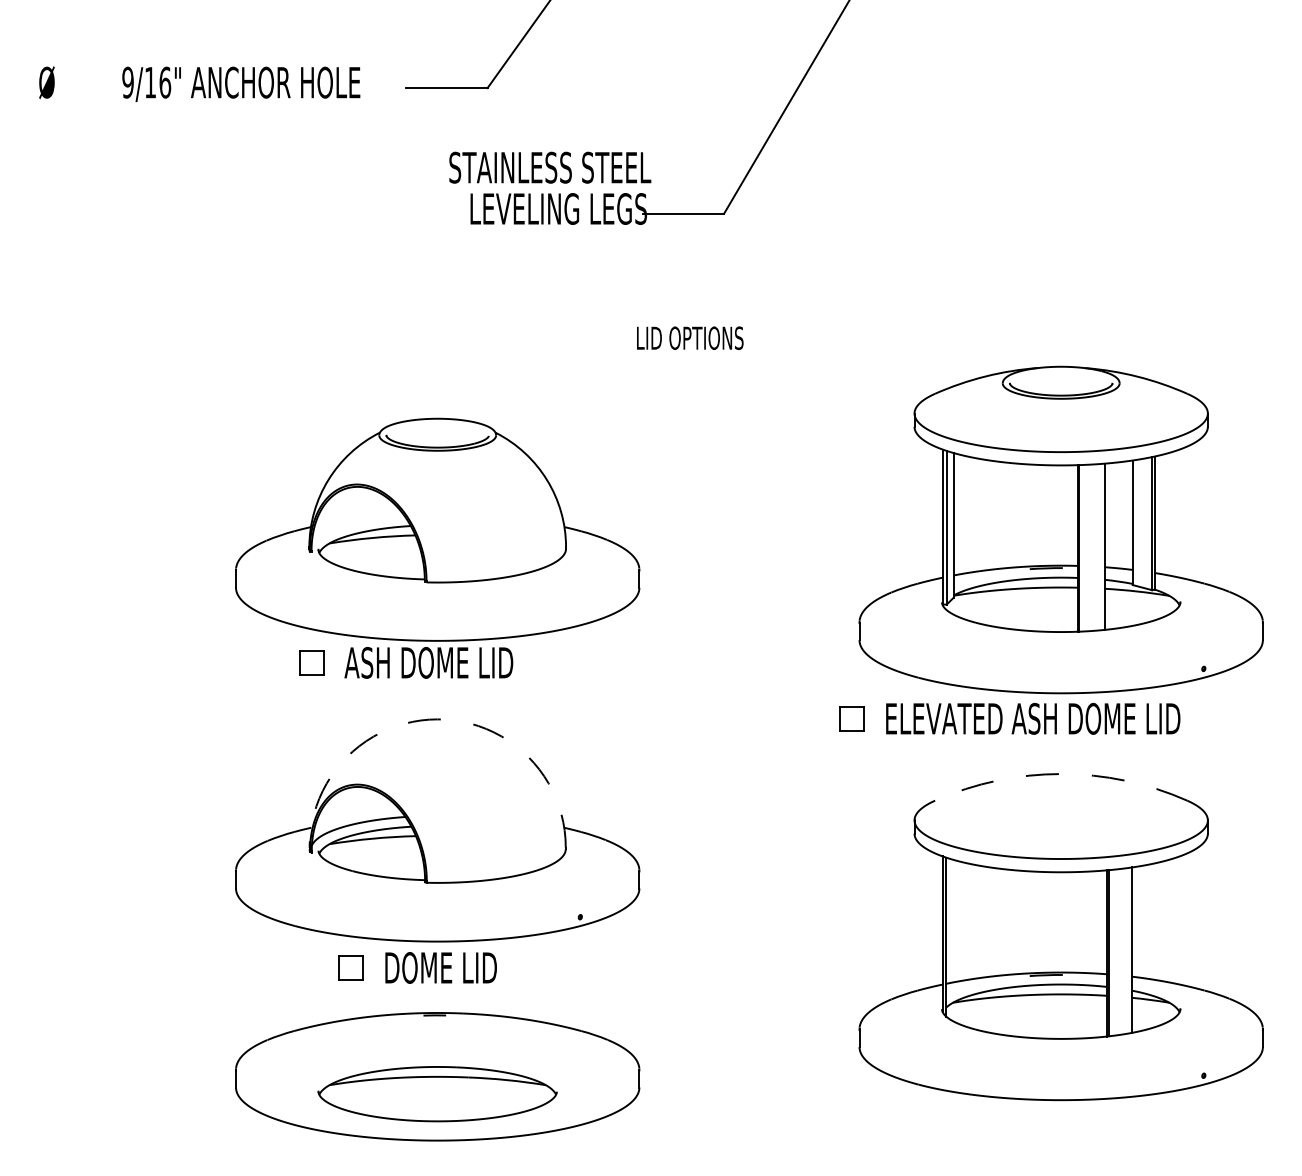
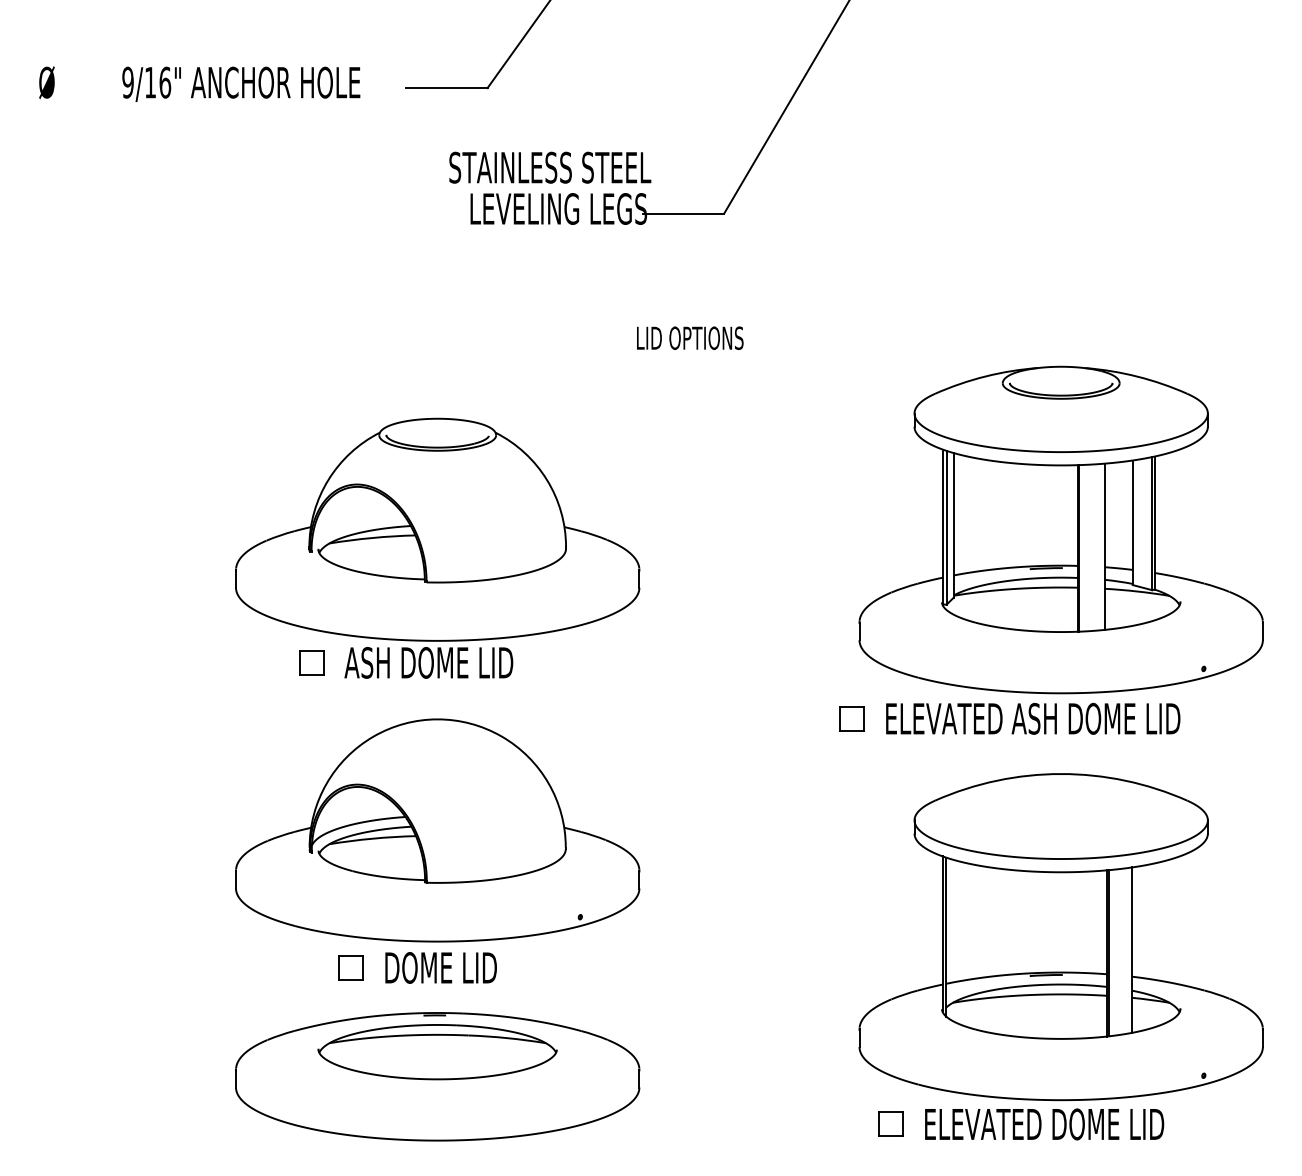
arc: dashed -> solid (437, 719)
arc: dashed -> solid (1061, 774)
part position: (437, 1094) -> (437, 1052) (437, 1052)
part: none -> present (1021, 1124)
